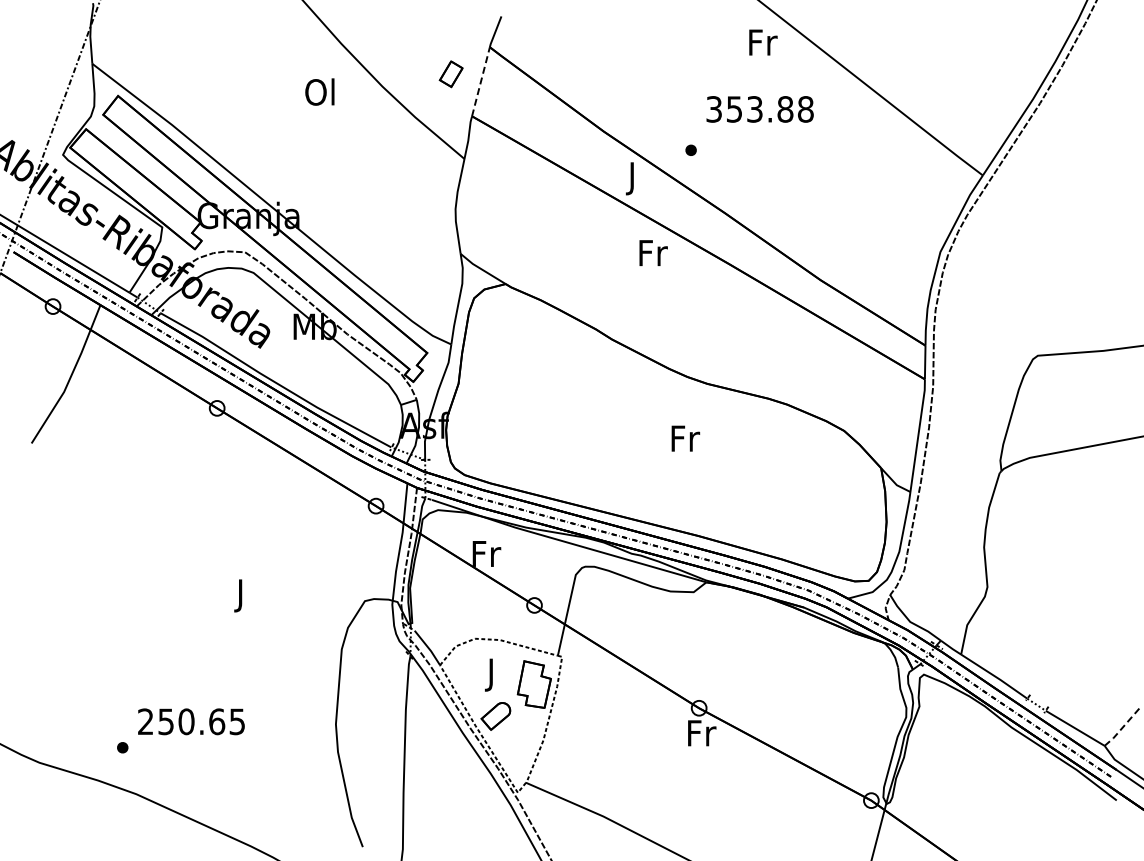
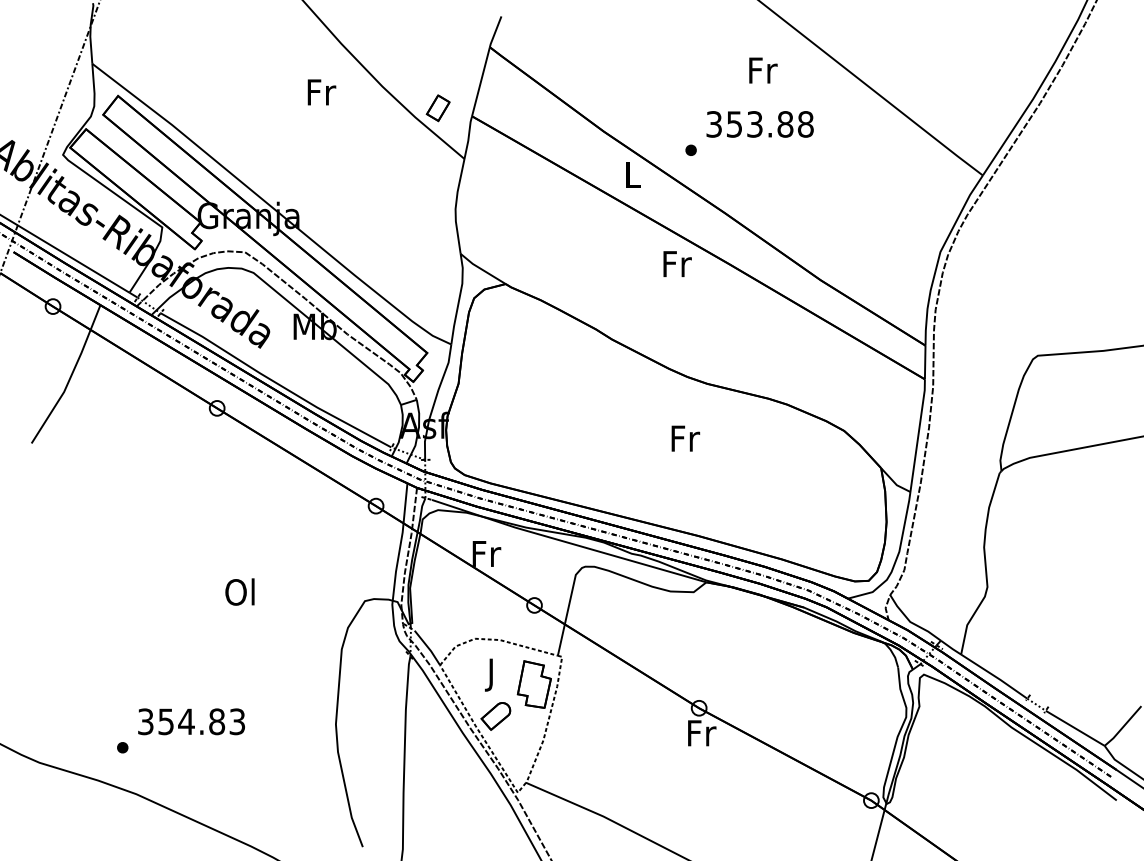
text position: (763, 42) -> (763, 70) (763, 70)
part position: (450, 74) -> (437, 108) (437, 108)
line: dashed -> solid (480, 81)
text: Ol -> Fr (320, 91)
text position: (759, 109) -> (759, 124) (759, 124)
text: J -> L (632, 178)
text position: (653, 252) -> (677, 263) (677, 263)
text: J -> Ol (239, 595)
text: 250.65 -> 354.83 (191, 721)
line: dashed -> solid (1123, 727)
